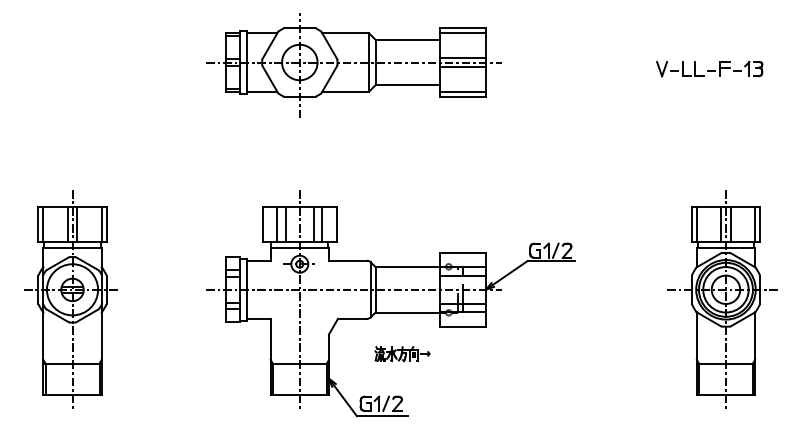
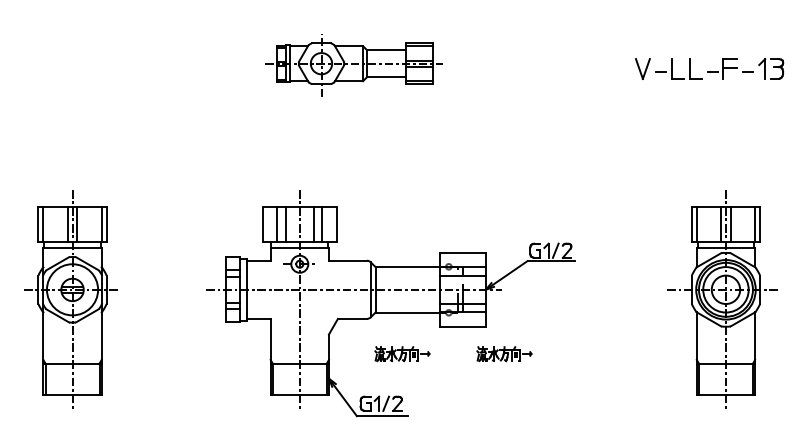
part size: 296x105 px -> 178x63 px (353, 65)
part size: 108x17 px -> 150x22 px (709, 68)
part: none -> present (504, 354)
